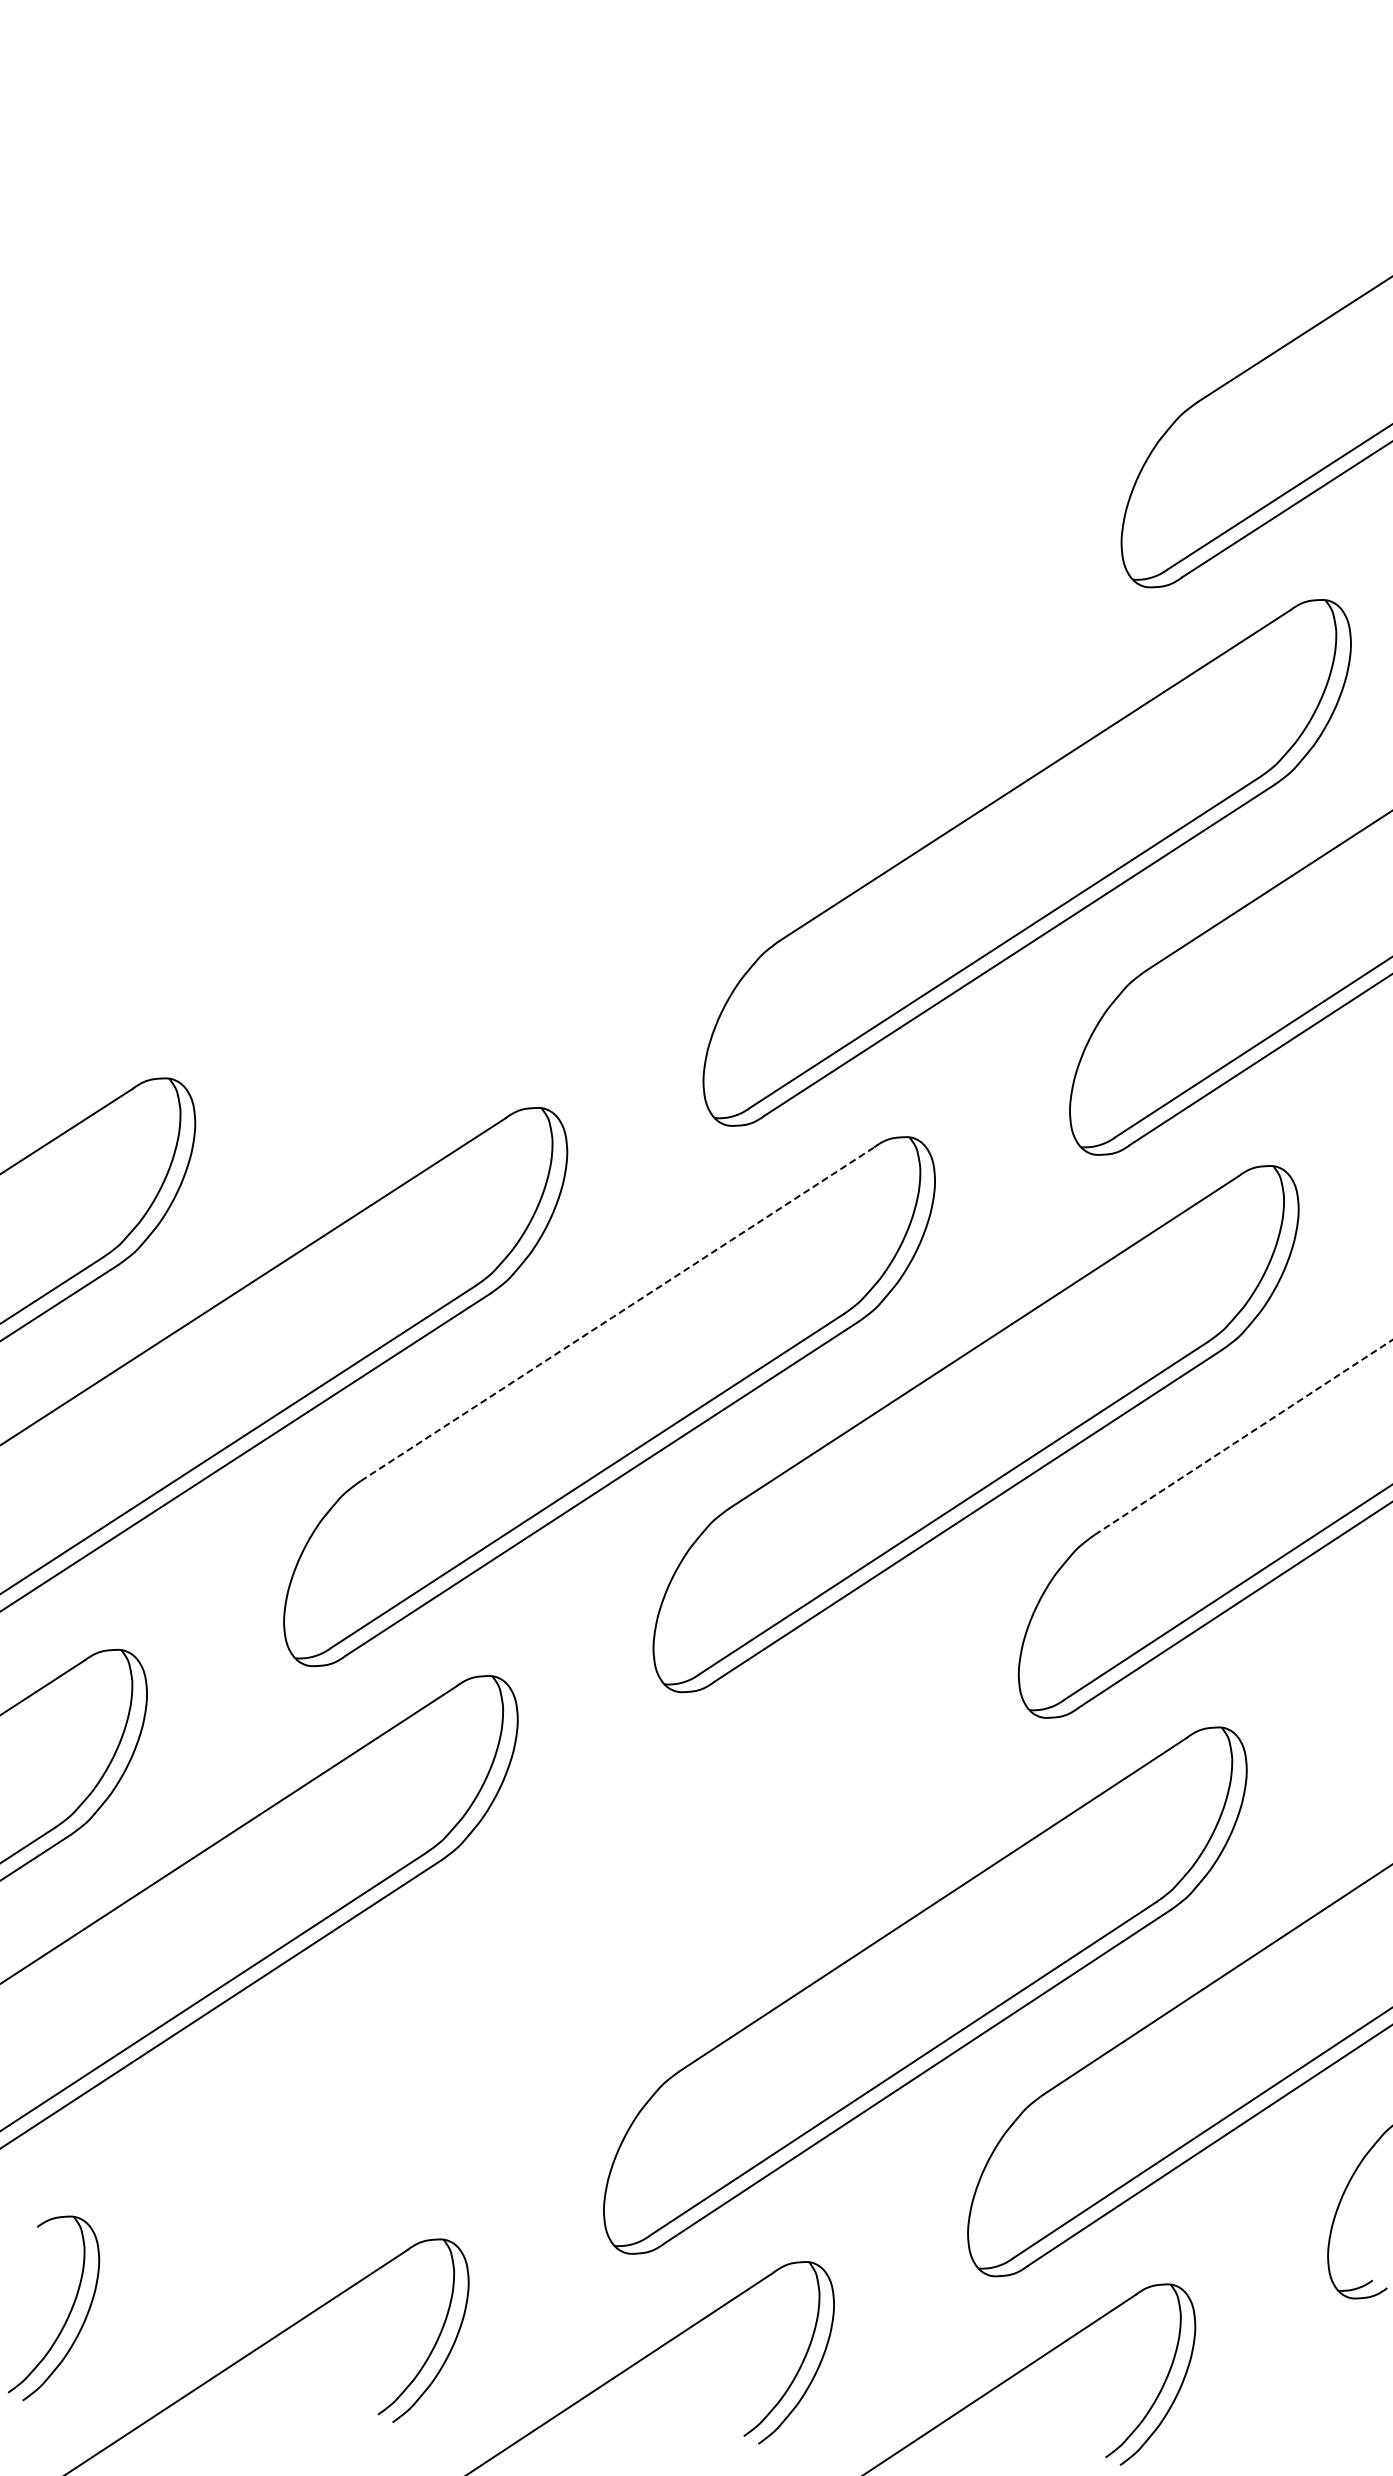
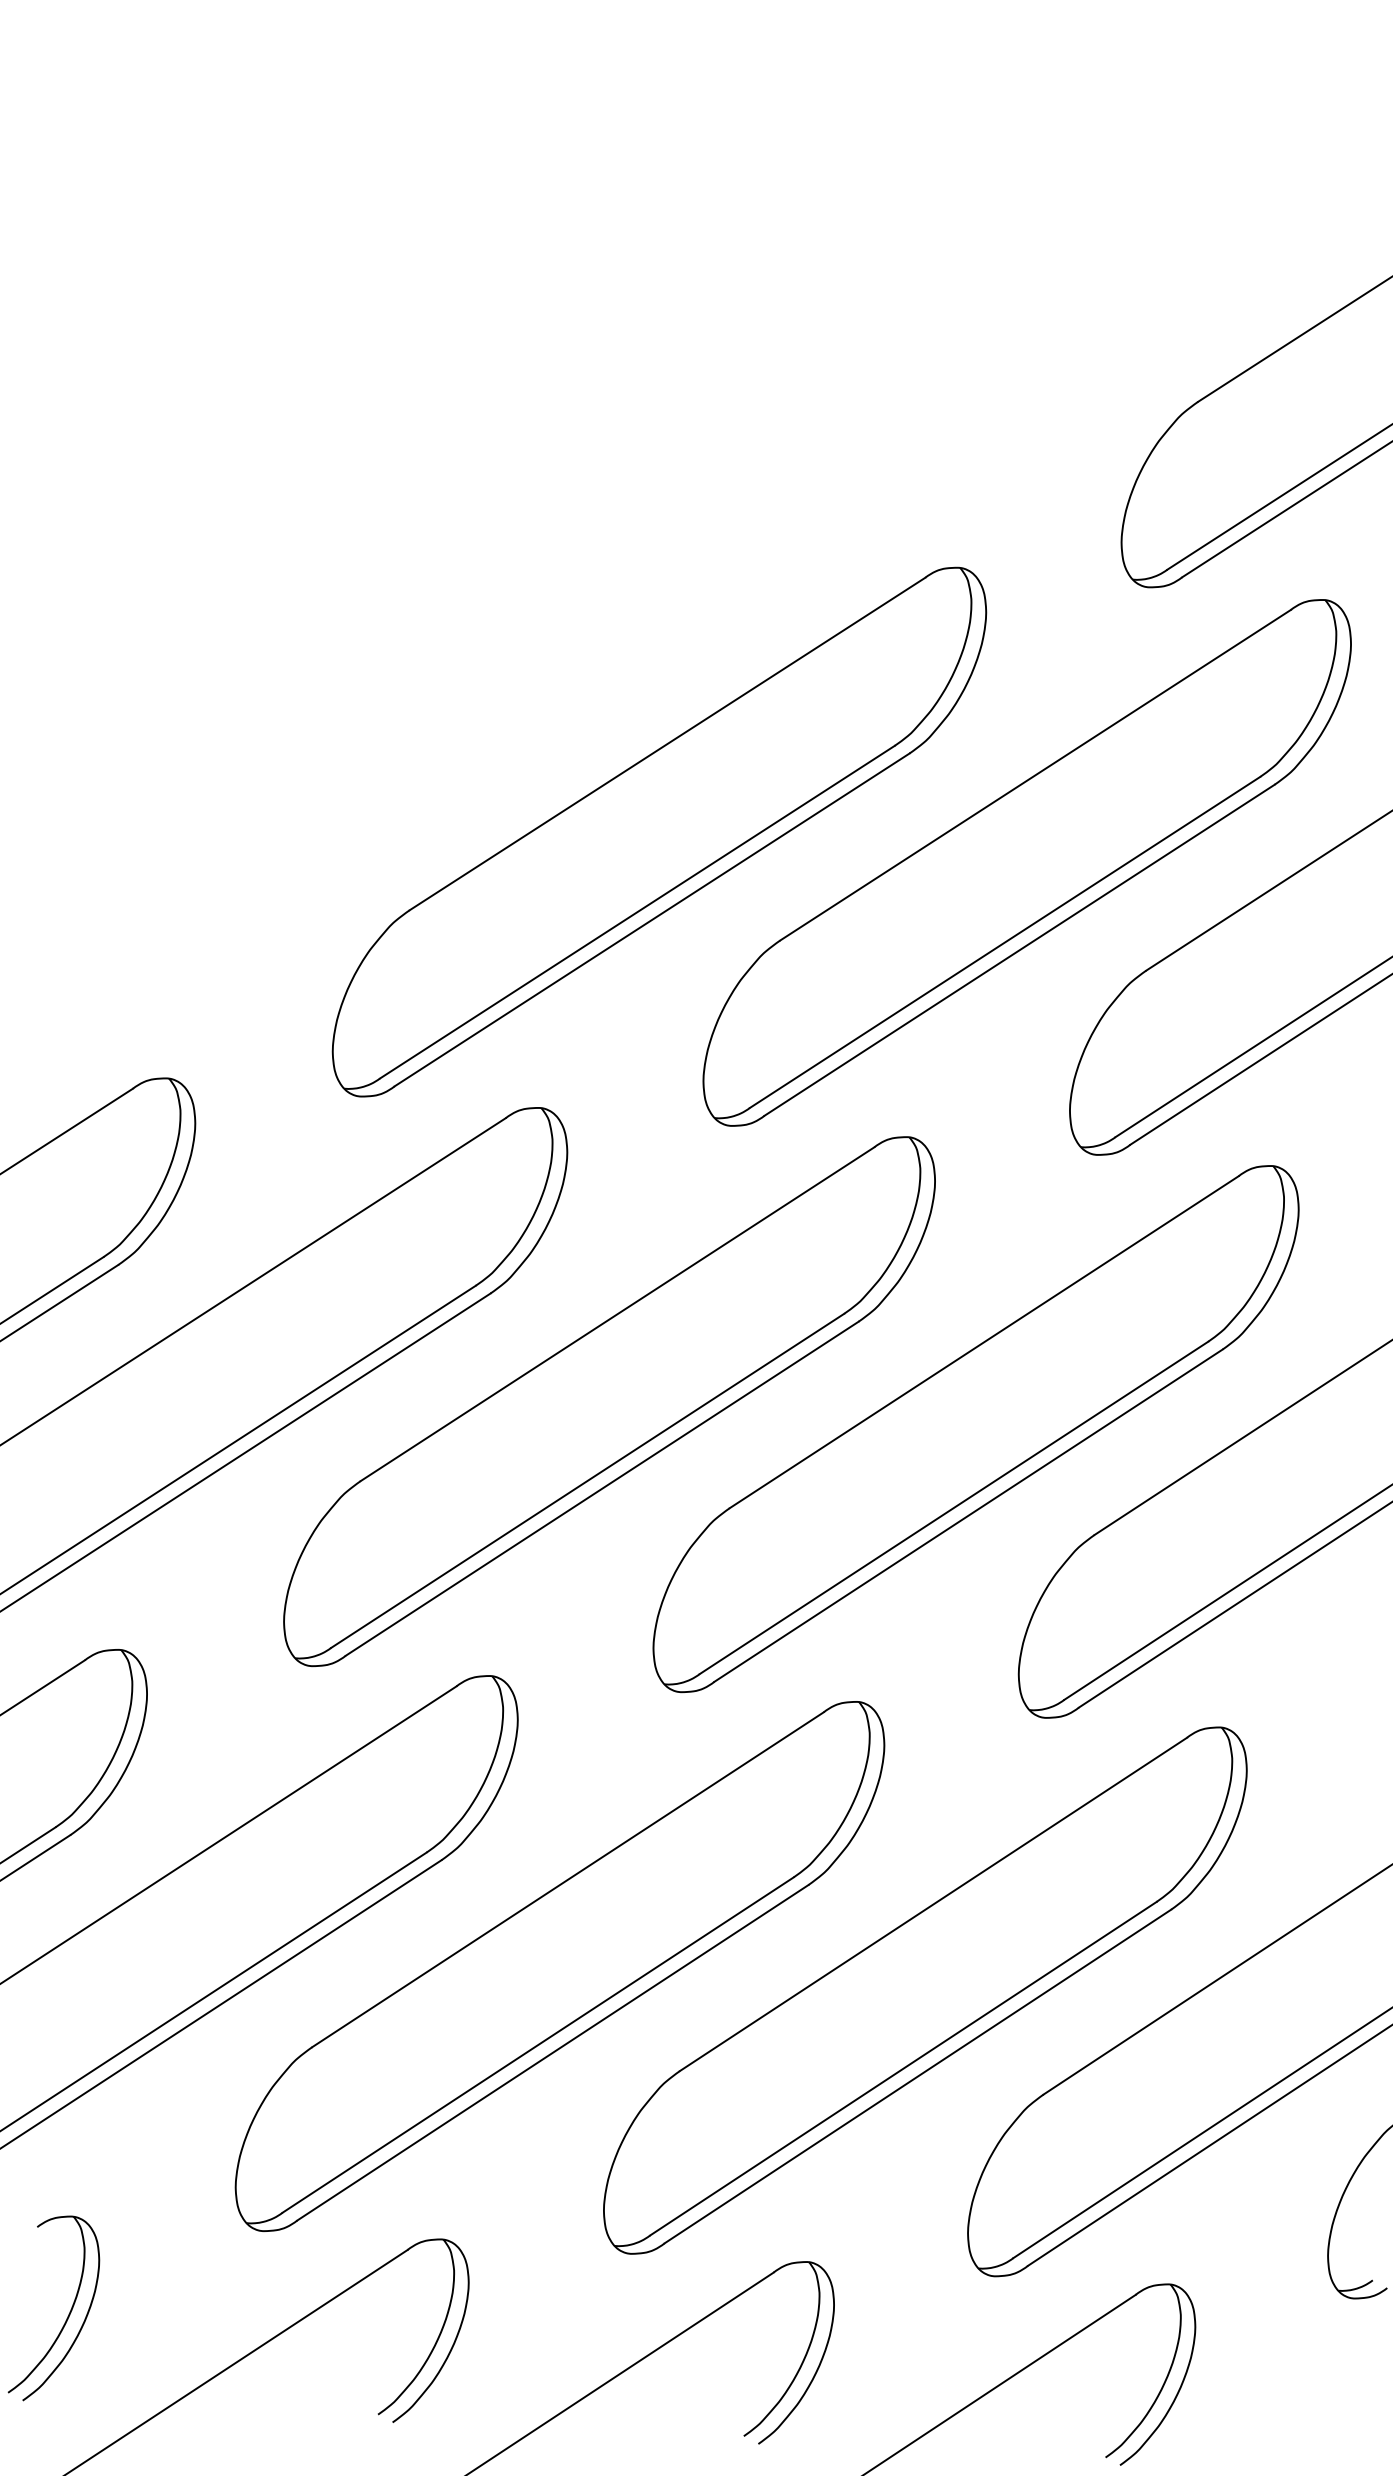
part: none -> present (659, 831)
line: dashed -> solid (617, 1313)
line: dashed -> solid (1243, 1437)
part: none -> present (559, 1966)
